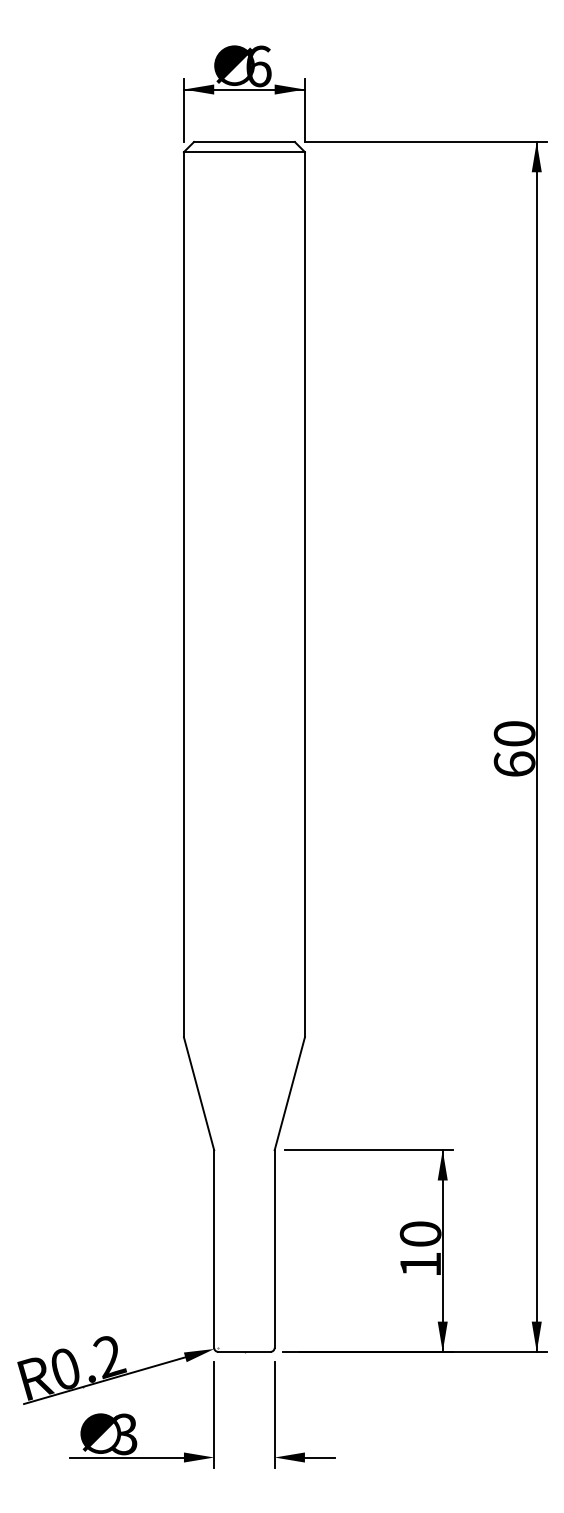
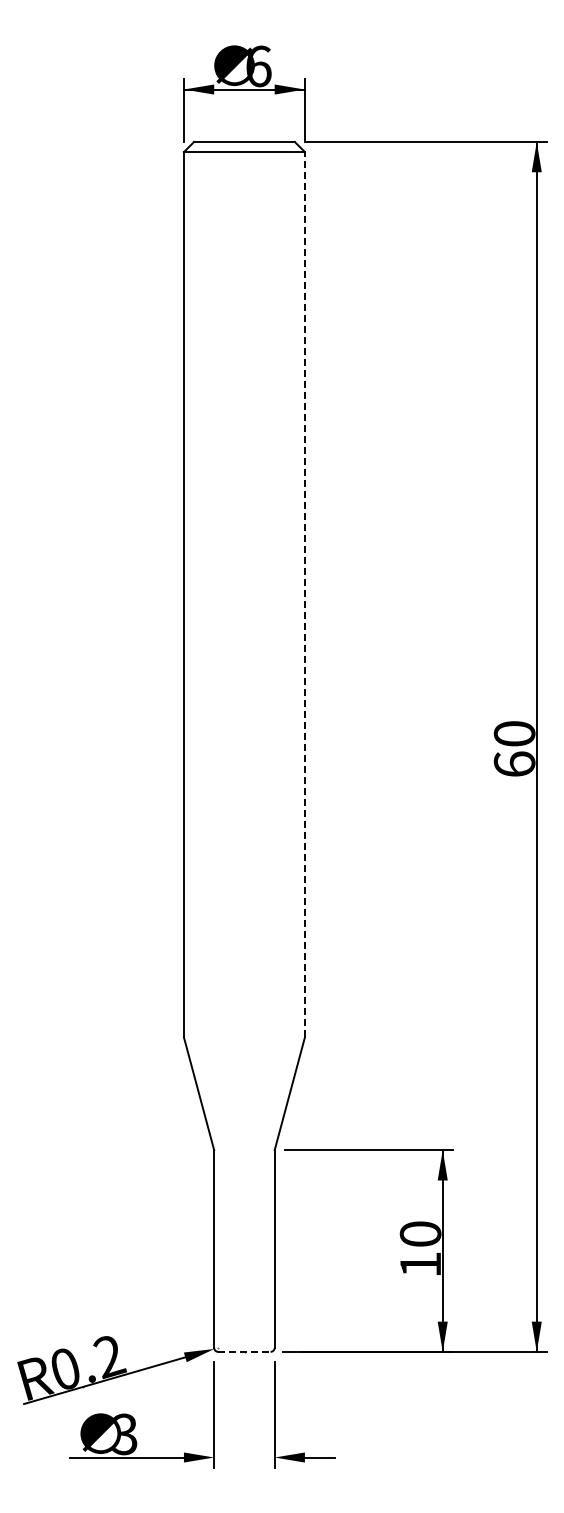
line: solid -> dashed (304, 594)
line: solid -> dashed (244, 1351)
